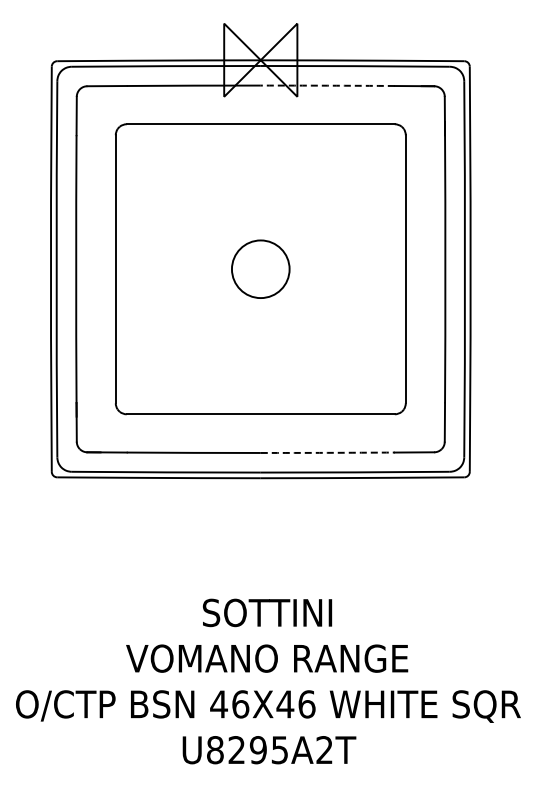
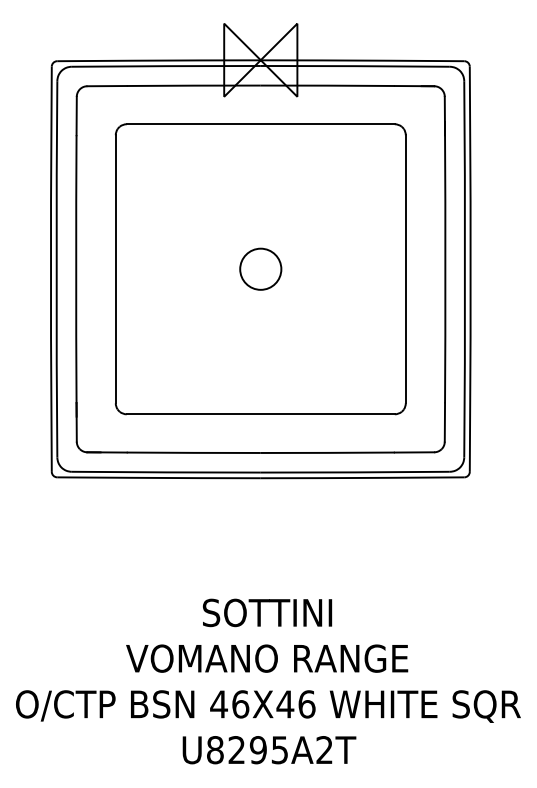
arc: dashed -> solid (327, 85)
circle diameter: 58 px -> 41 px (260, 268)
arc: dashed -> solid (327, 452)
